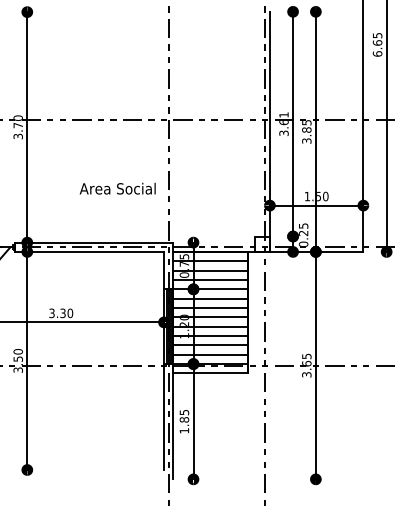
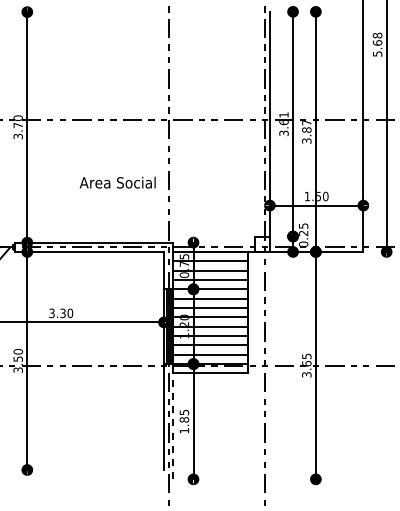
text: 6.65 -> 5.68 (377, 44)
text: 3.85 -> 3.87 (306, 122)
text position: (117, 188) -> (117, 182) (117, 182)
line: solid -> dashed (173, 421)
